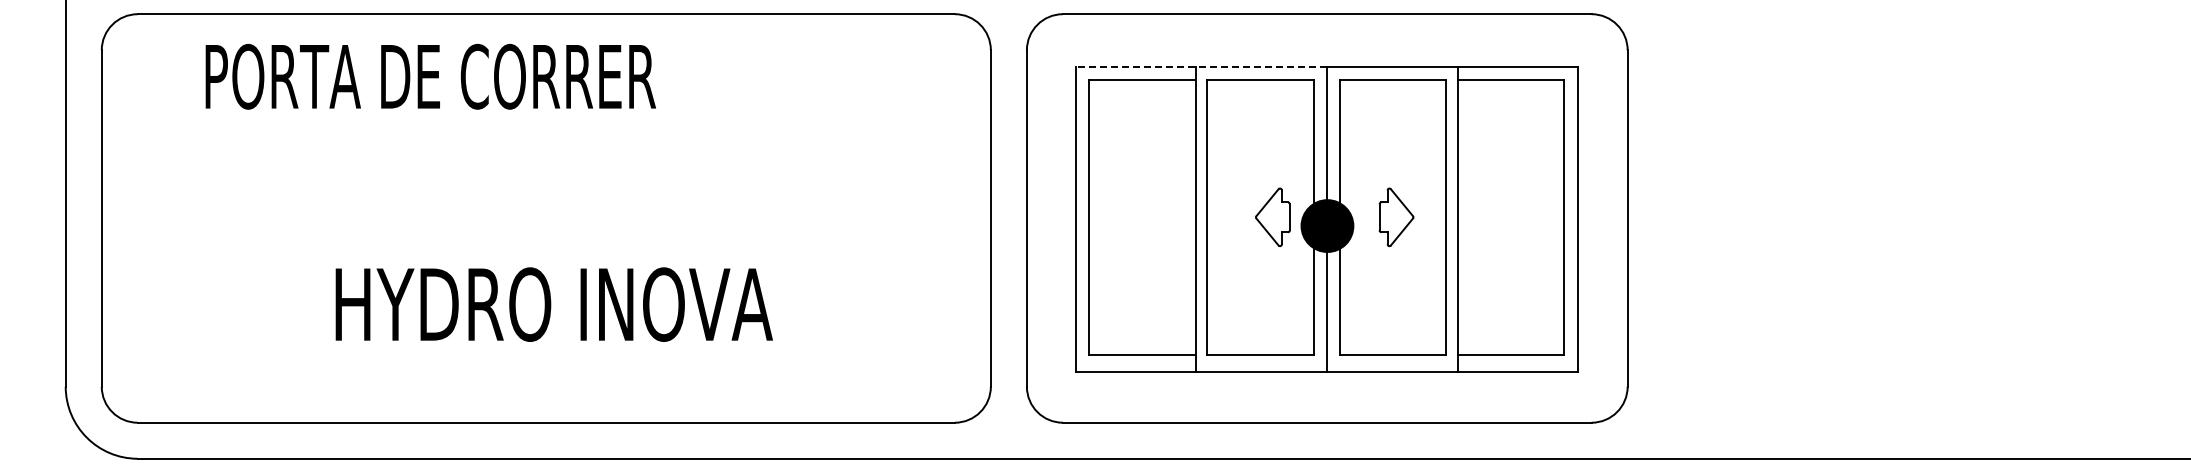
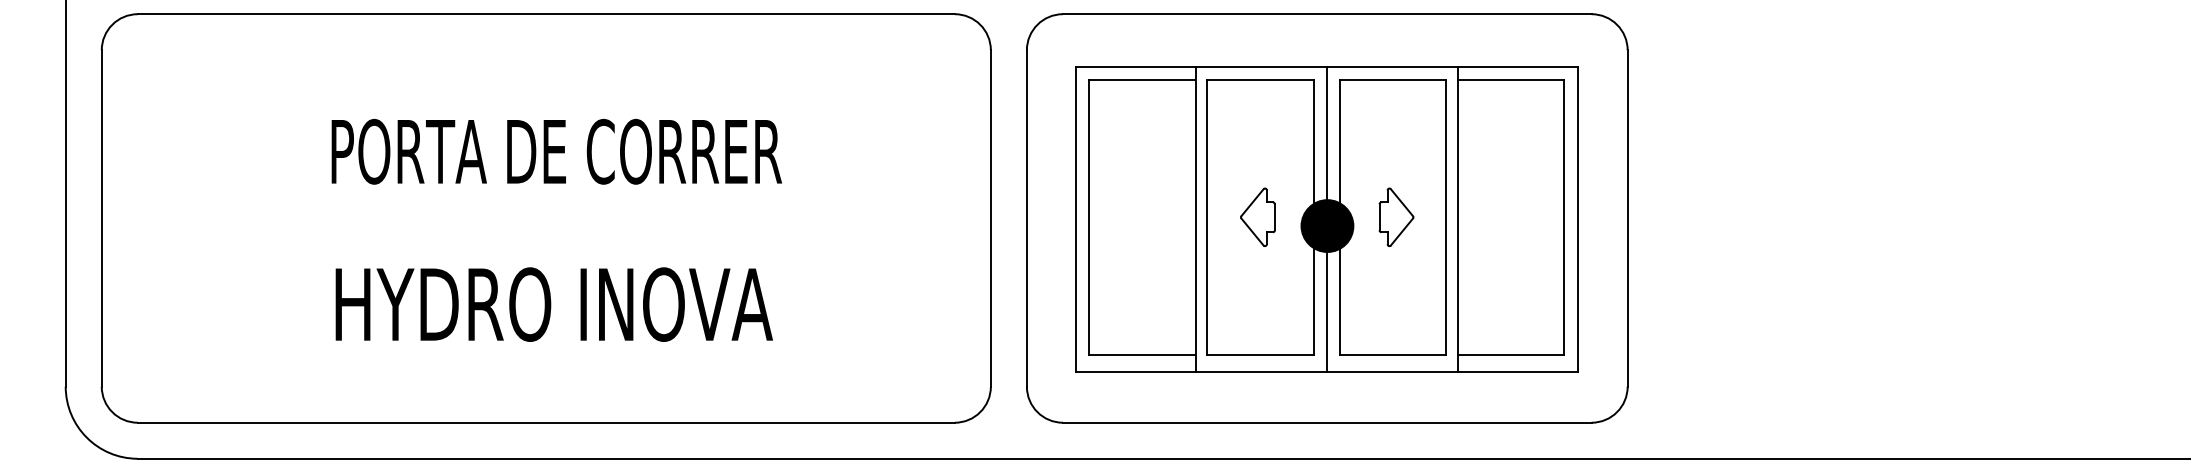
line: dashed -> solid (1201, 66)
text position: (430, 76) -> (556, 151) (556, 151)
part position: (1272, 216) -> (1257, 216) (1257, 216)
